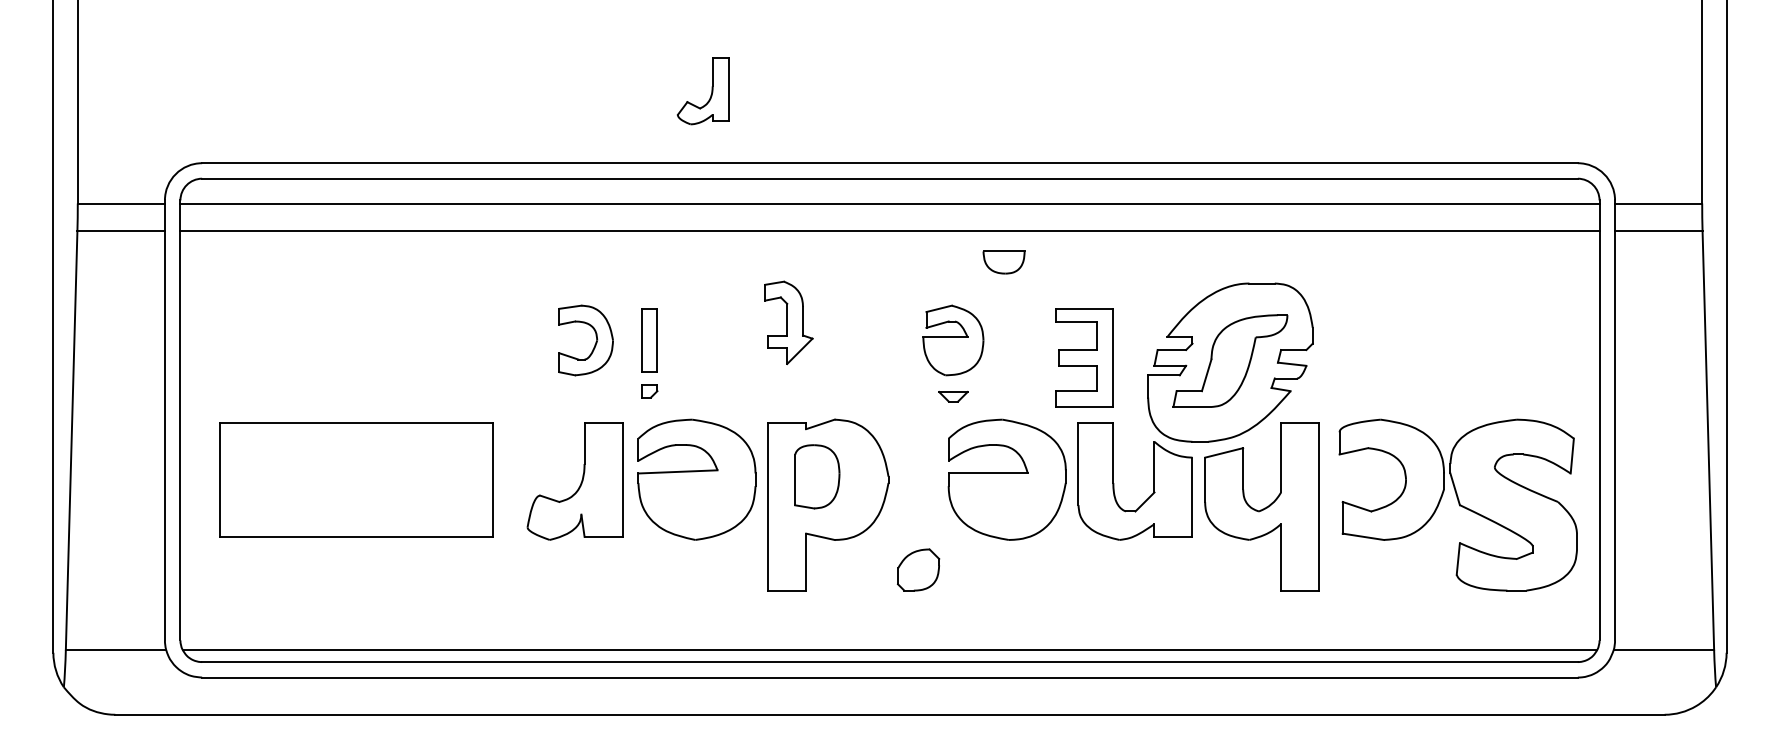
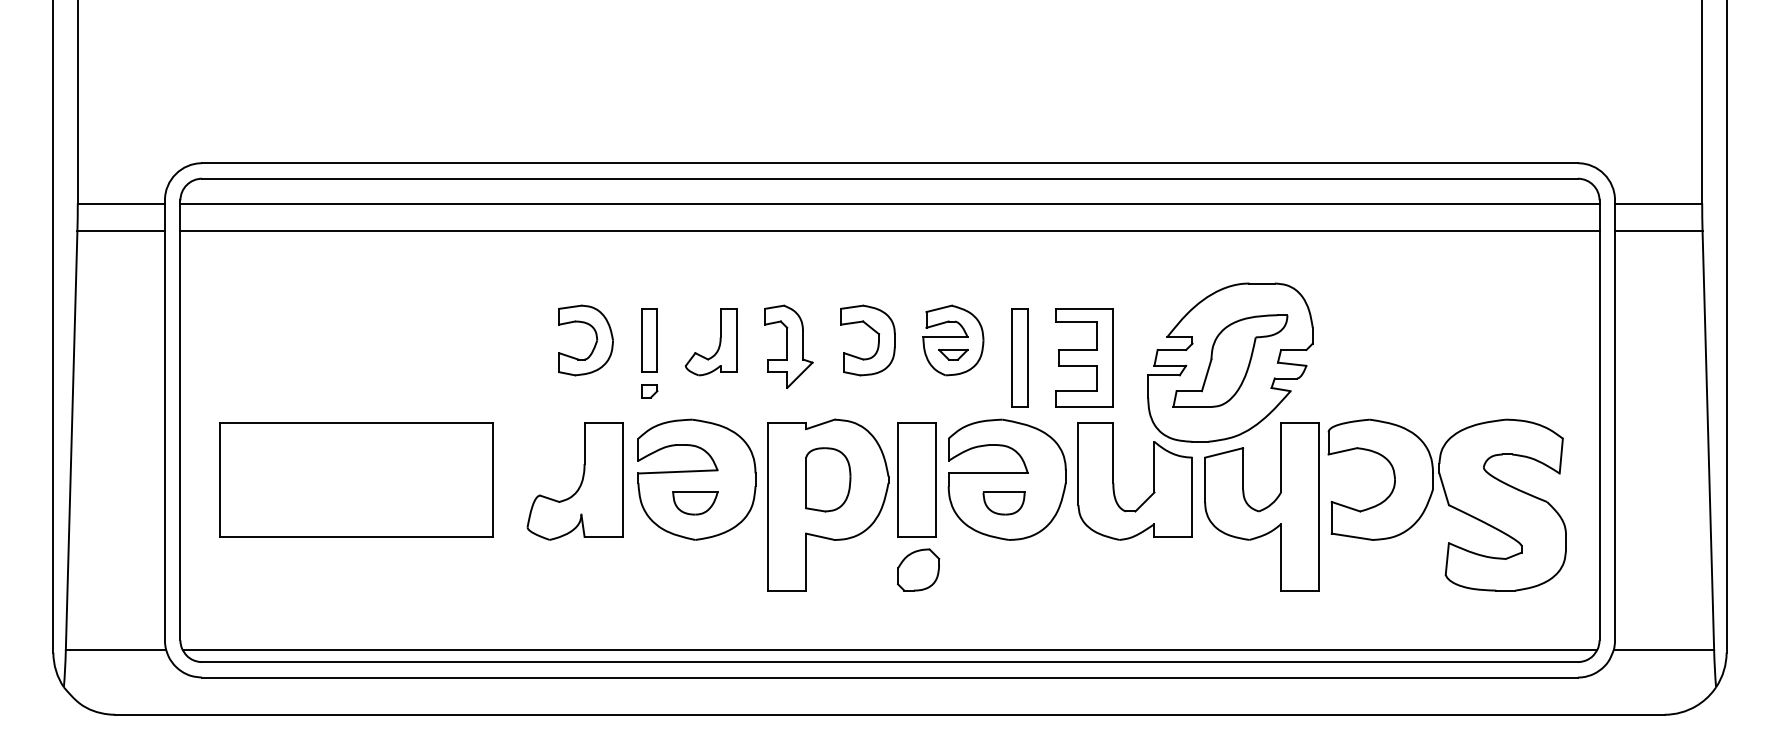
part position: (710, 94) -> (718, 345) (718, 345)
part position: (1003, 262) -> (1003, 503) (1003, 503)
part position: (788, 322) -> (788, 346) (788, 346)
part: none -> present (877, 344)
part: none -> present (1019, 357)
part position: (953, 396) -> (953, 354) (953, 354)
part position: (817, 476) -> (828, 479) (828, 479)
part: none -> present (916, 479)
part: none -> present (695, 503)
part position: (1457, 504) -> (1446, 504) (1446, 504)
